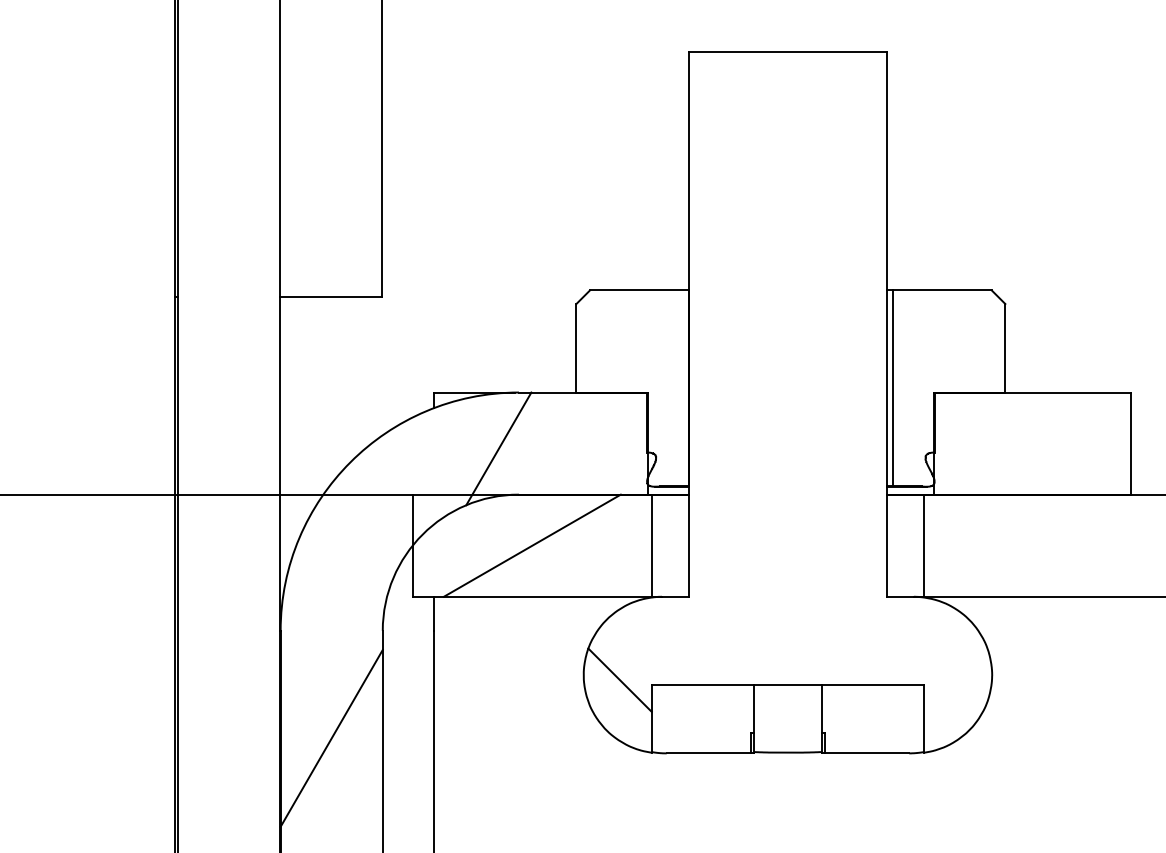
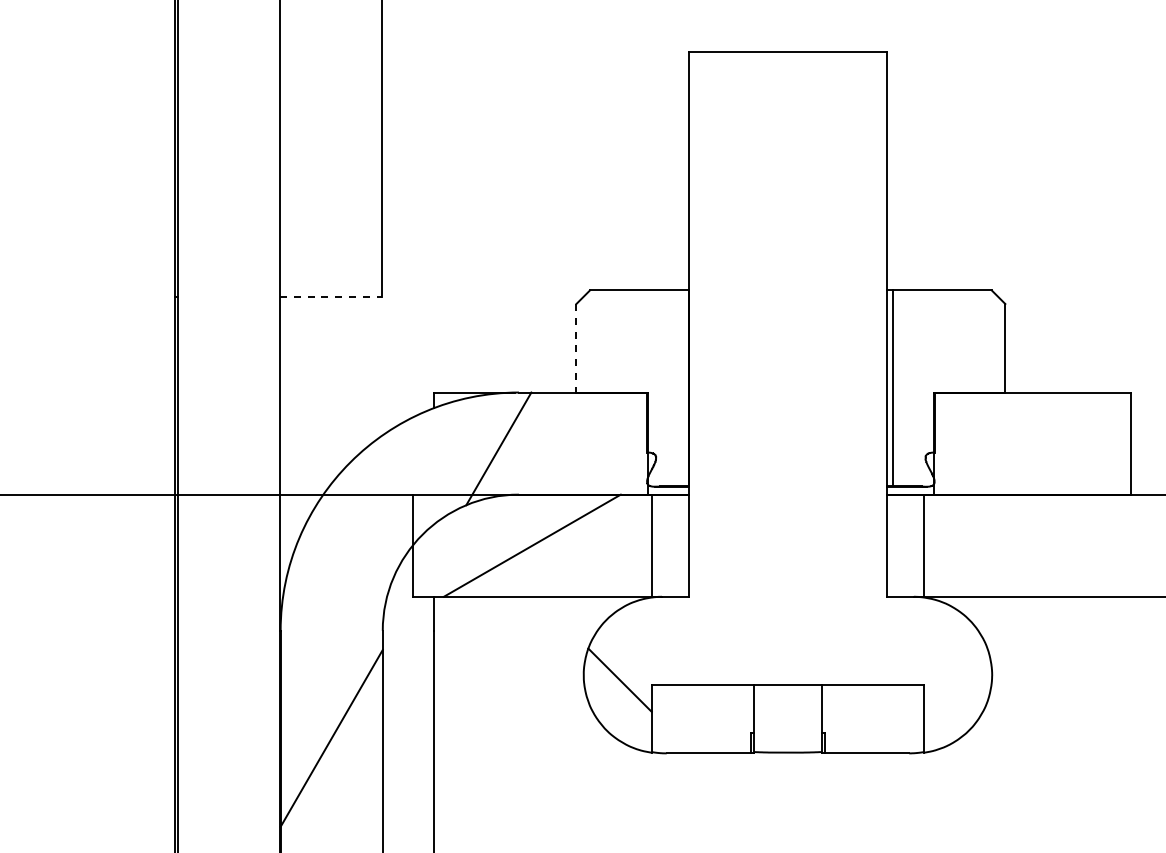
line: solid -> dashed (331, 297)
line: solid -> dashed (576, 348)
